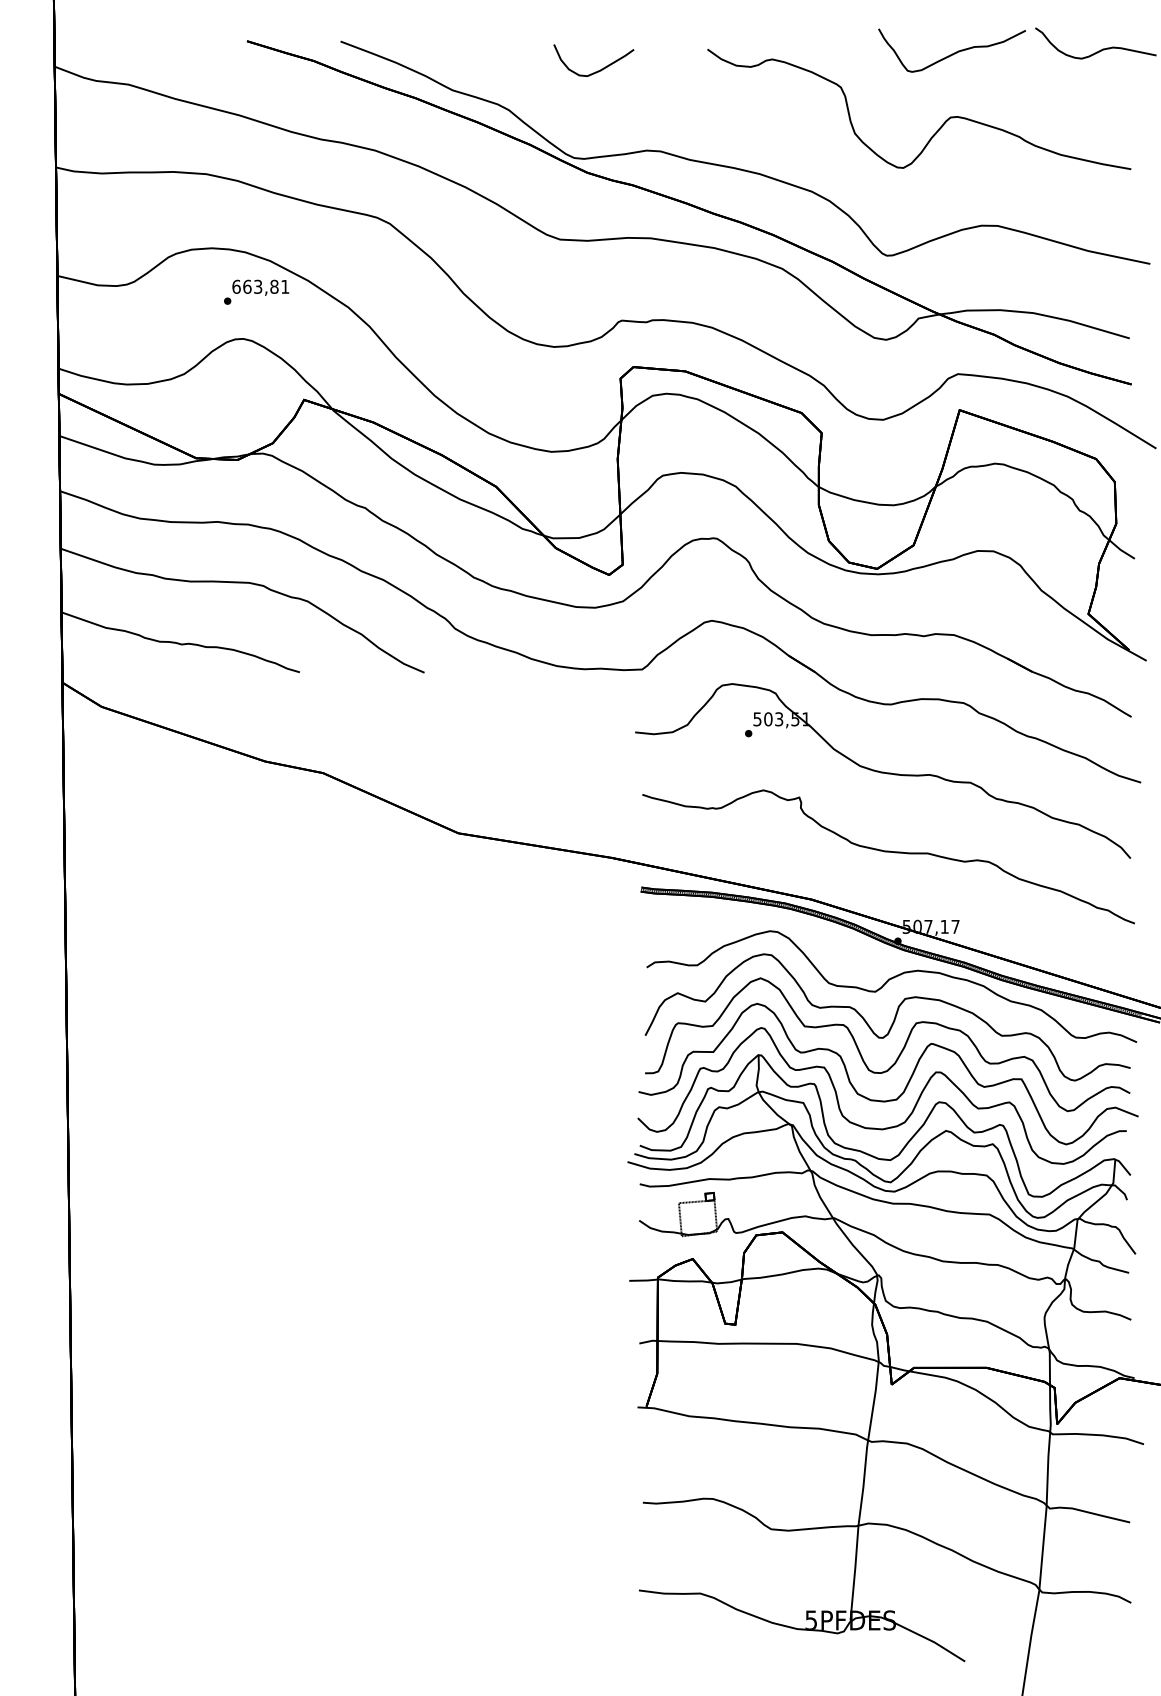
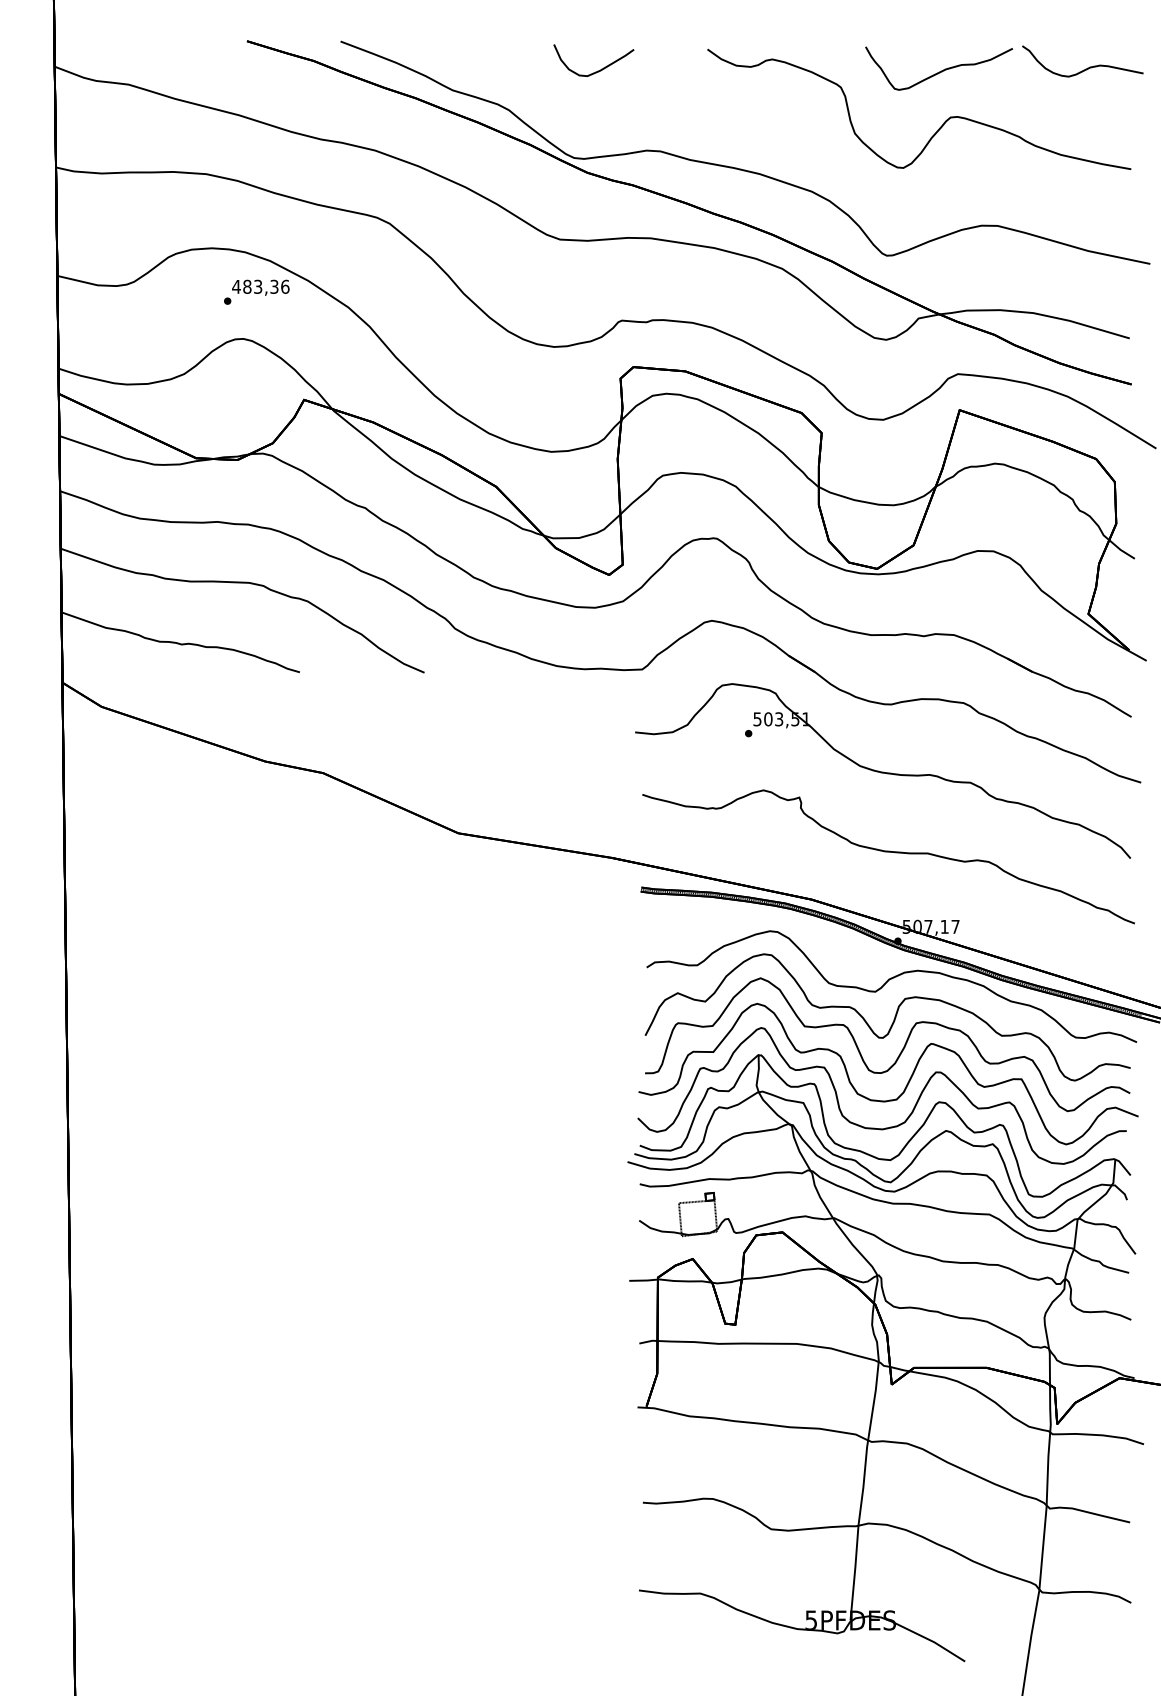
part position: (1012, 38) -> (999, 56) (999, 56)
text: 663,81 -> 483,36 (260, 286)
